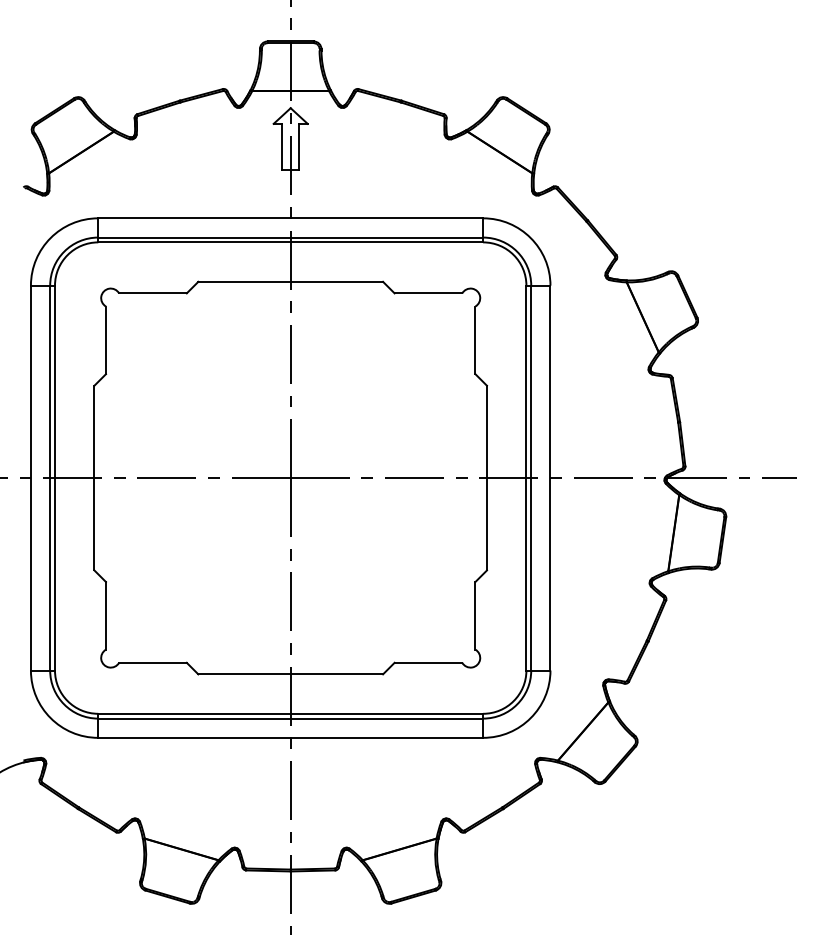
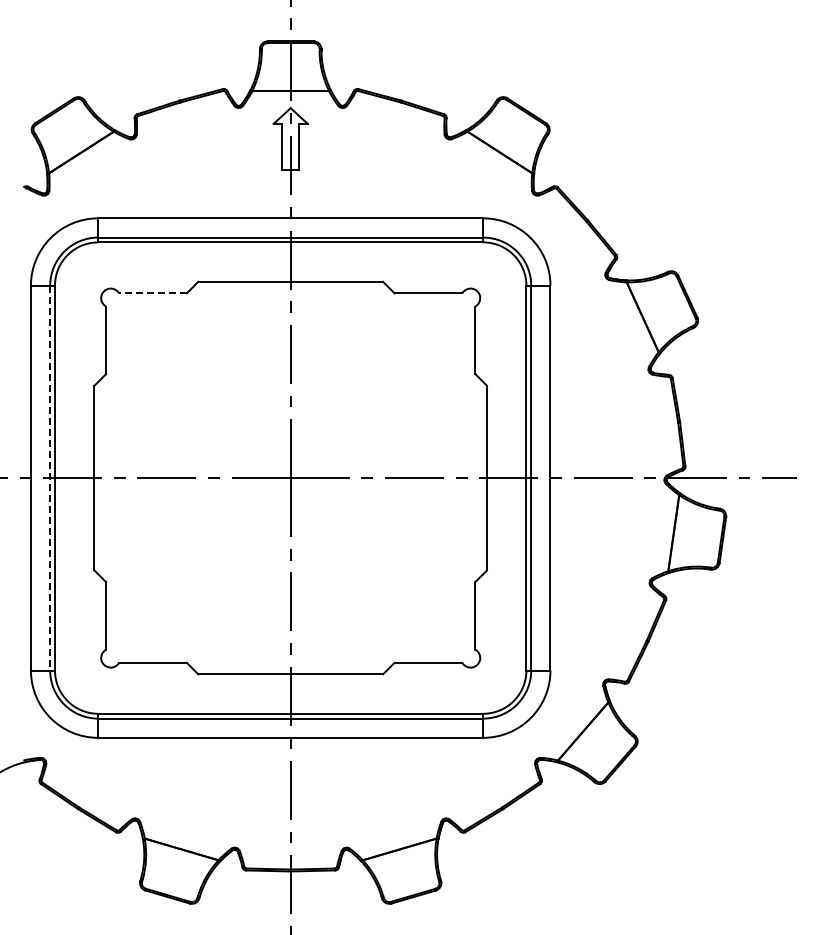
line: solid -> dashed (152, 293)
line: solid -> dashed (50, 478)
